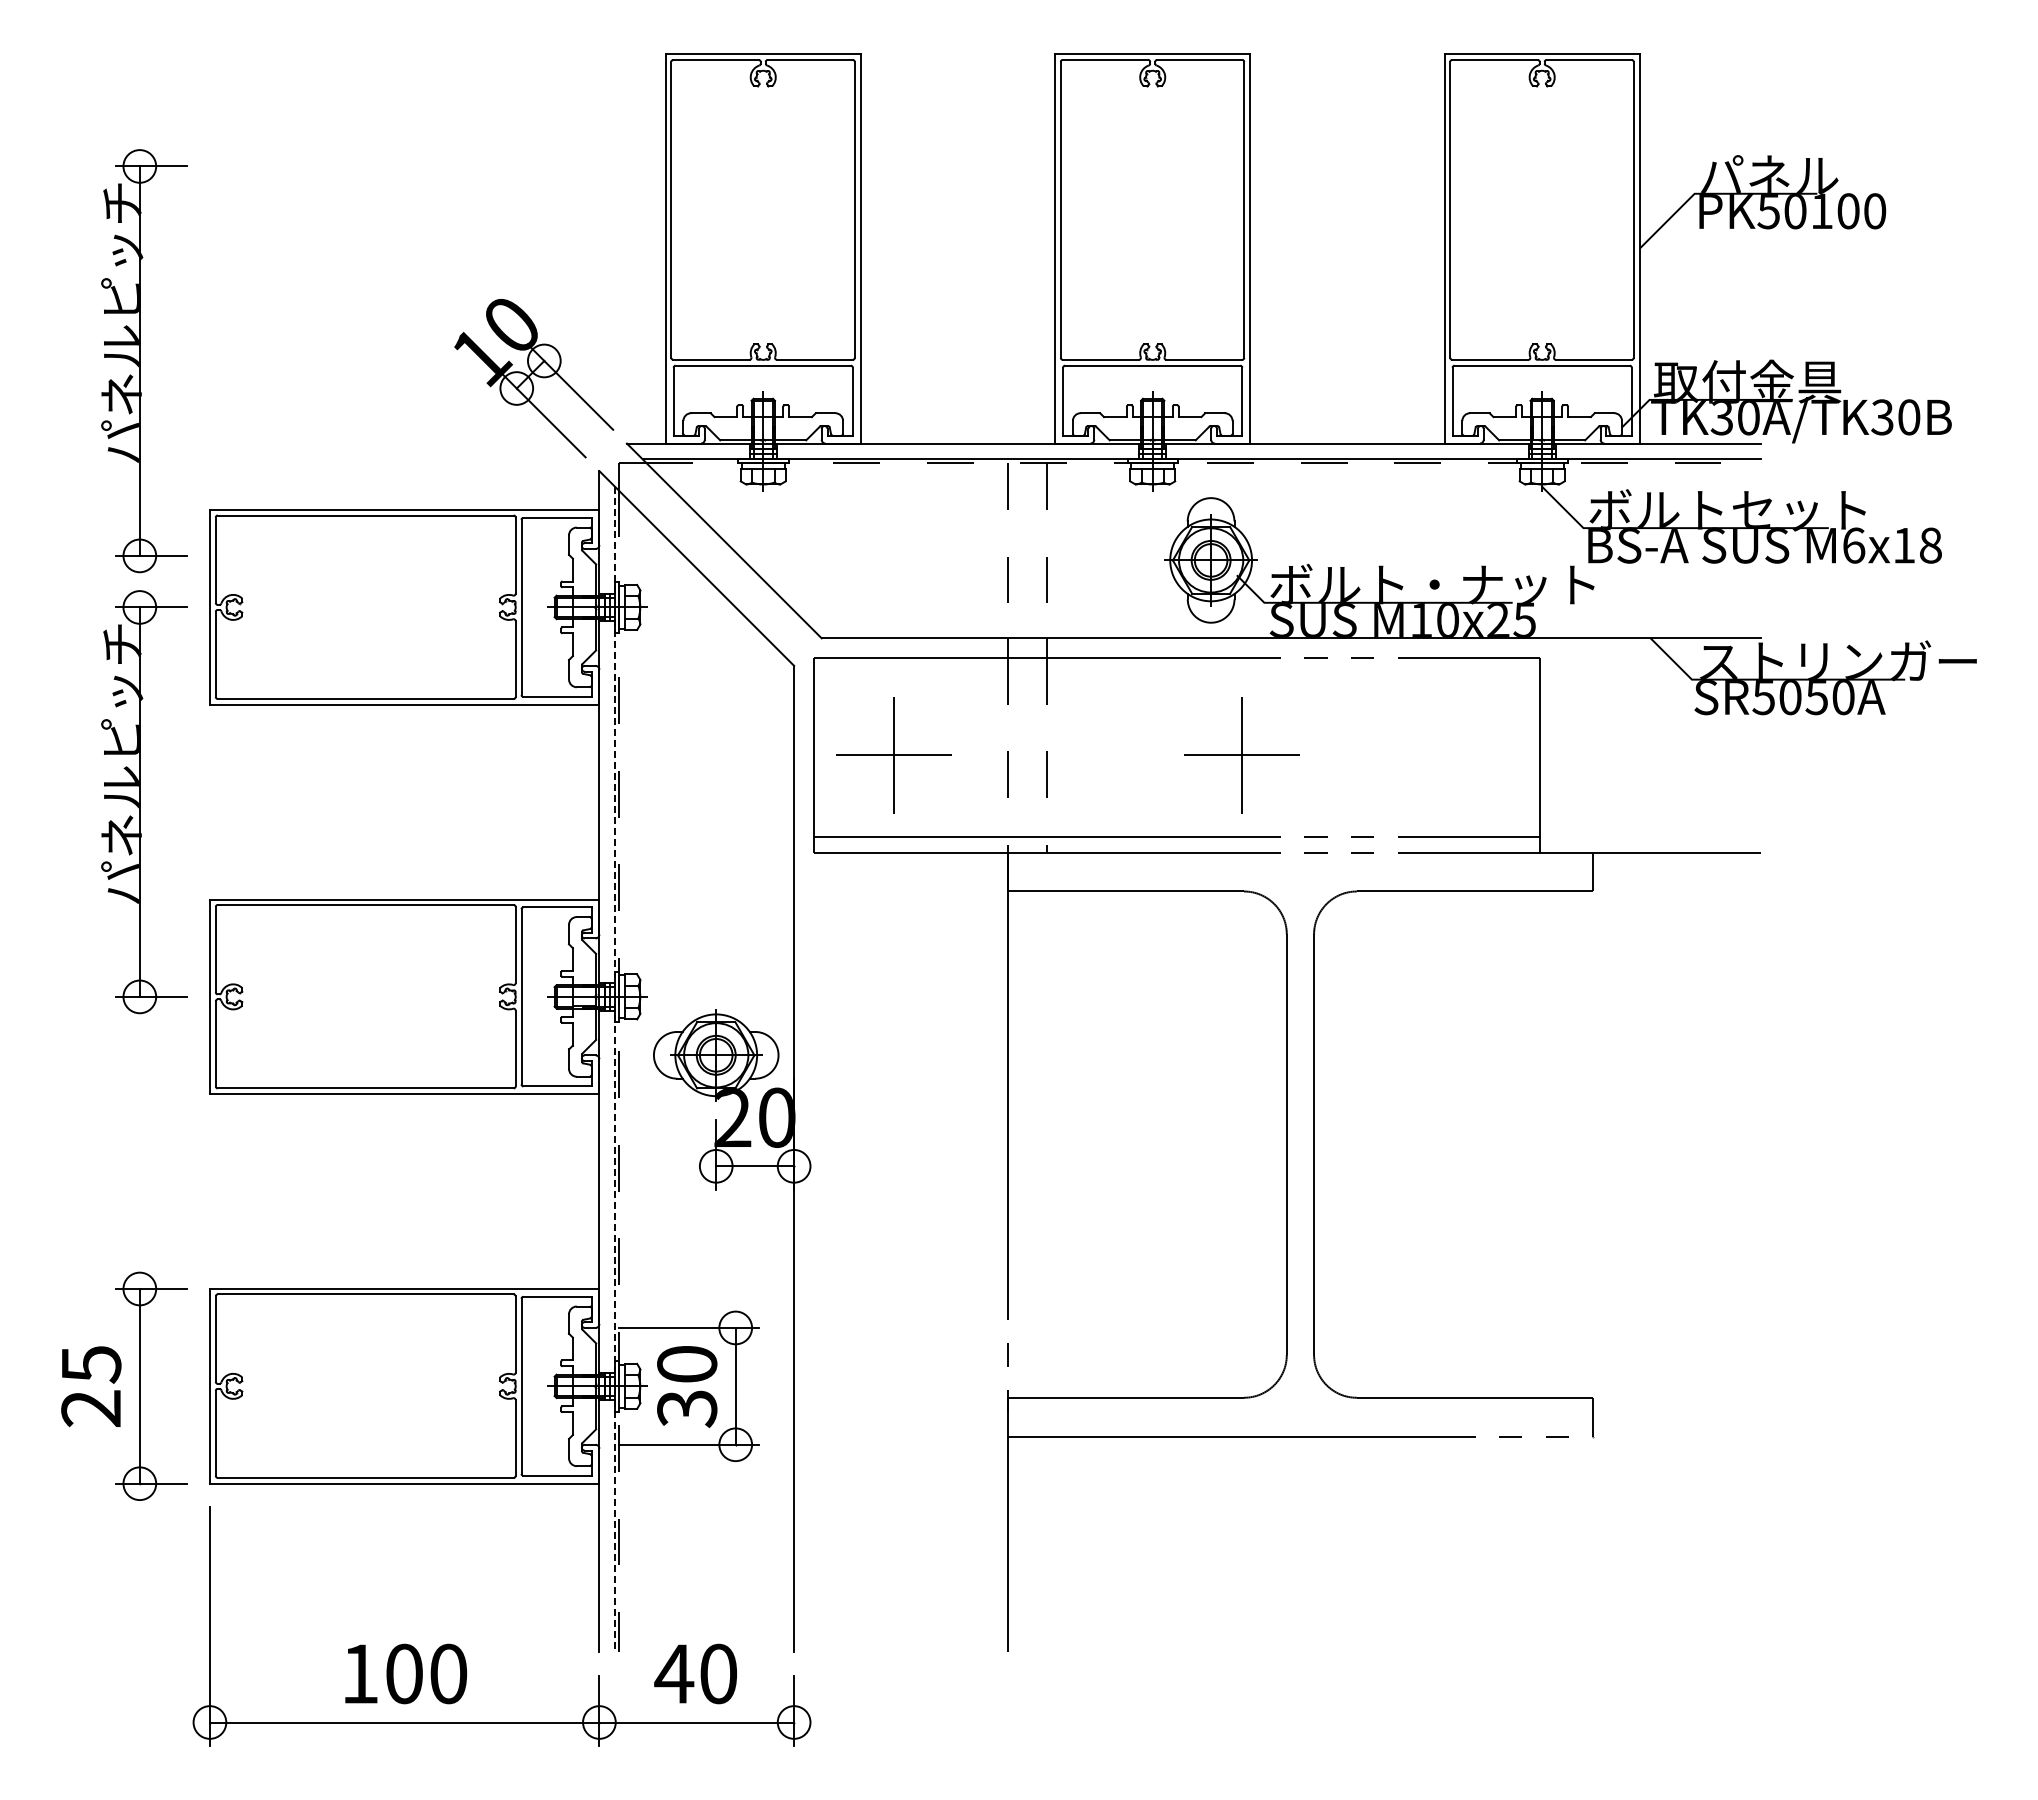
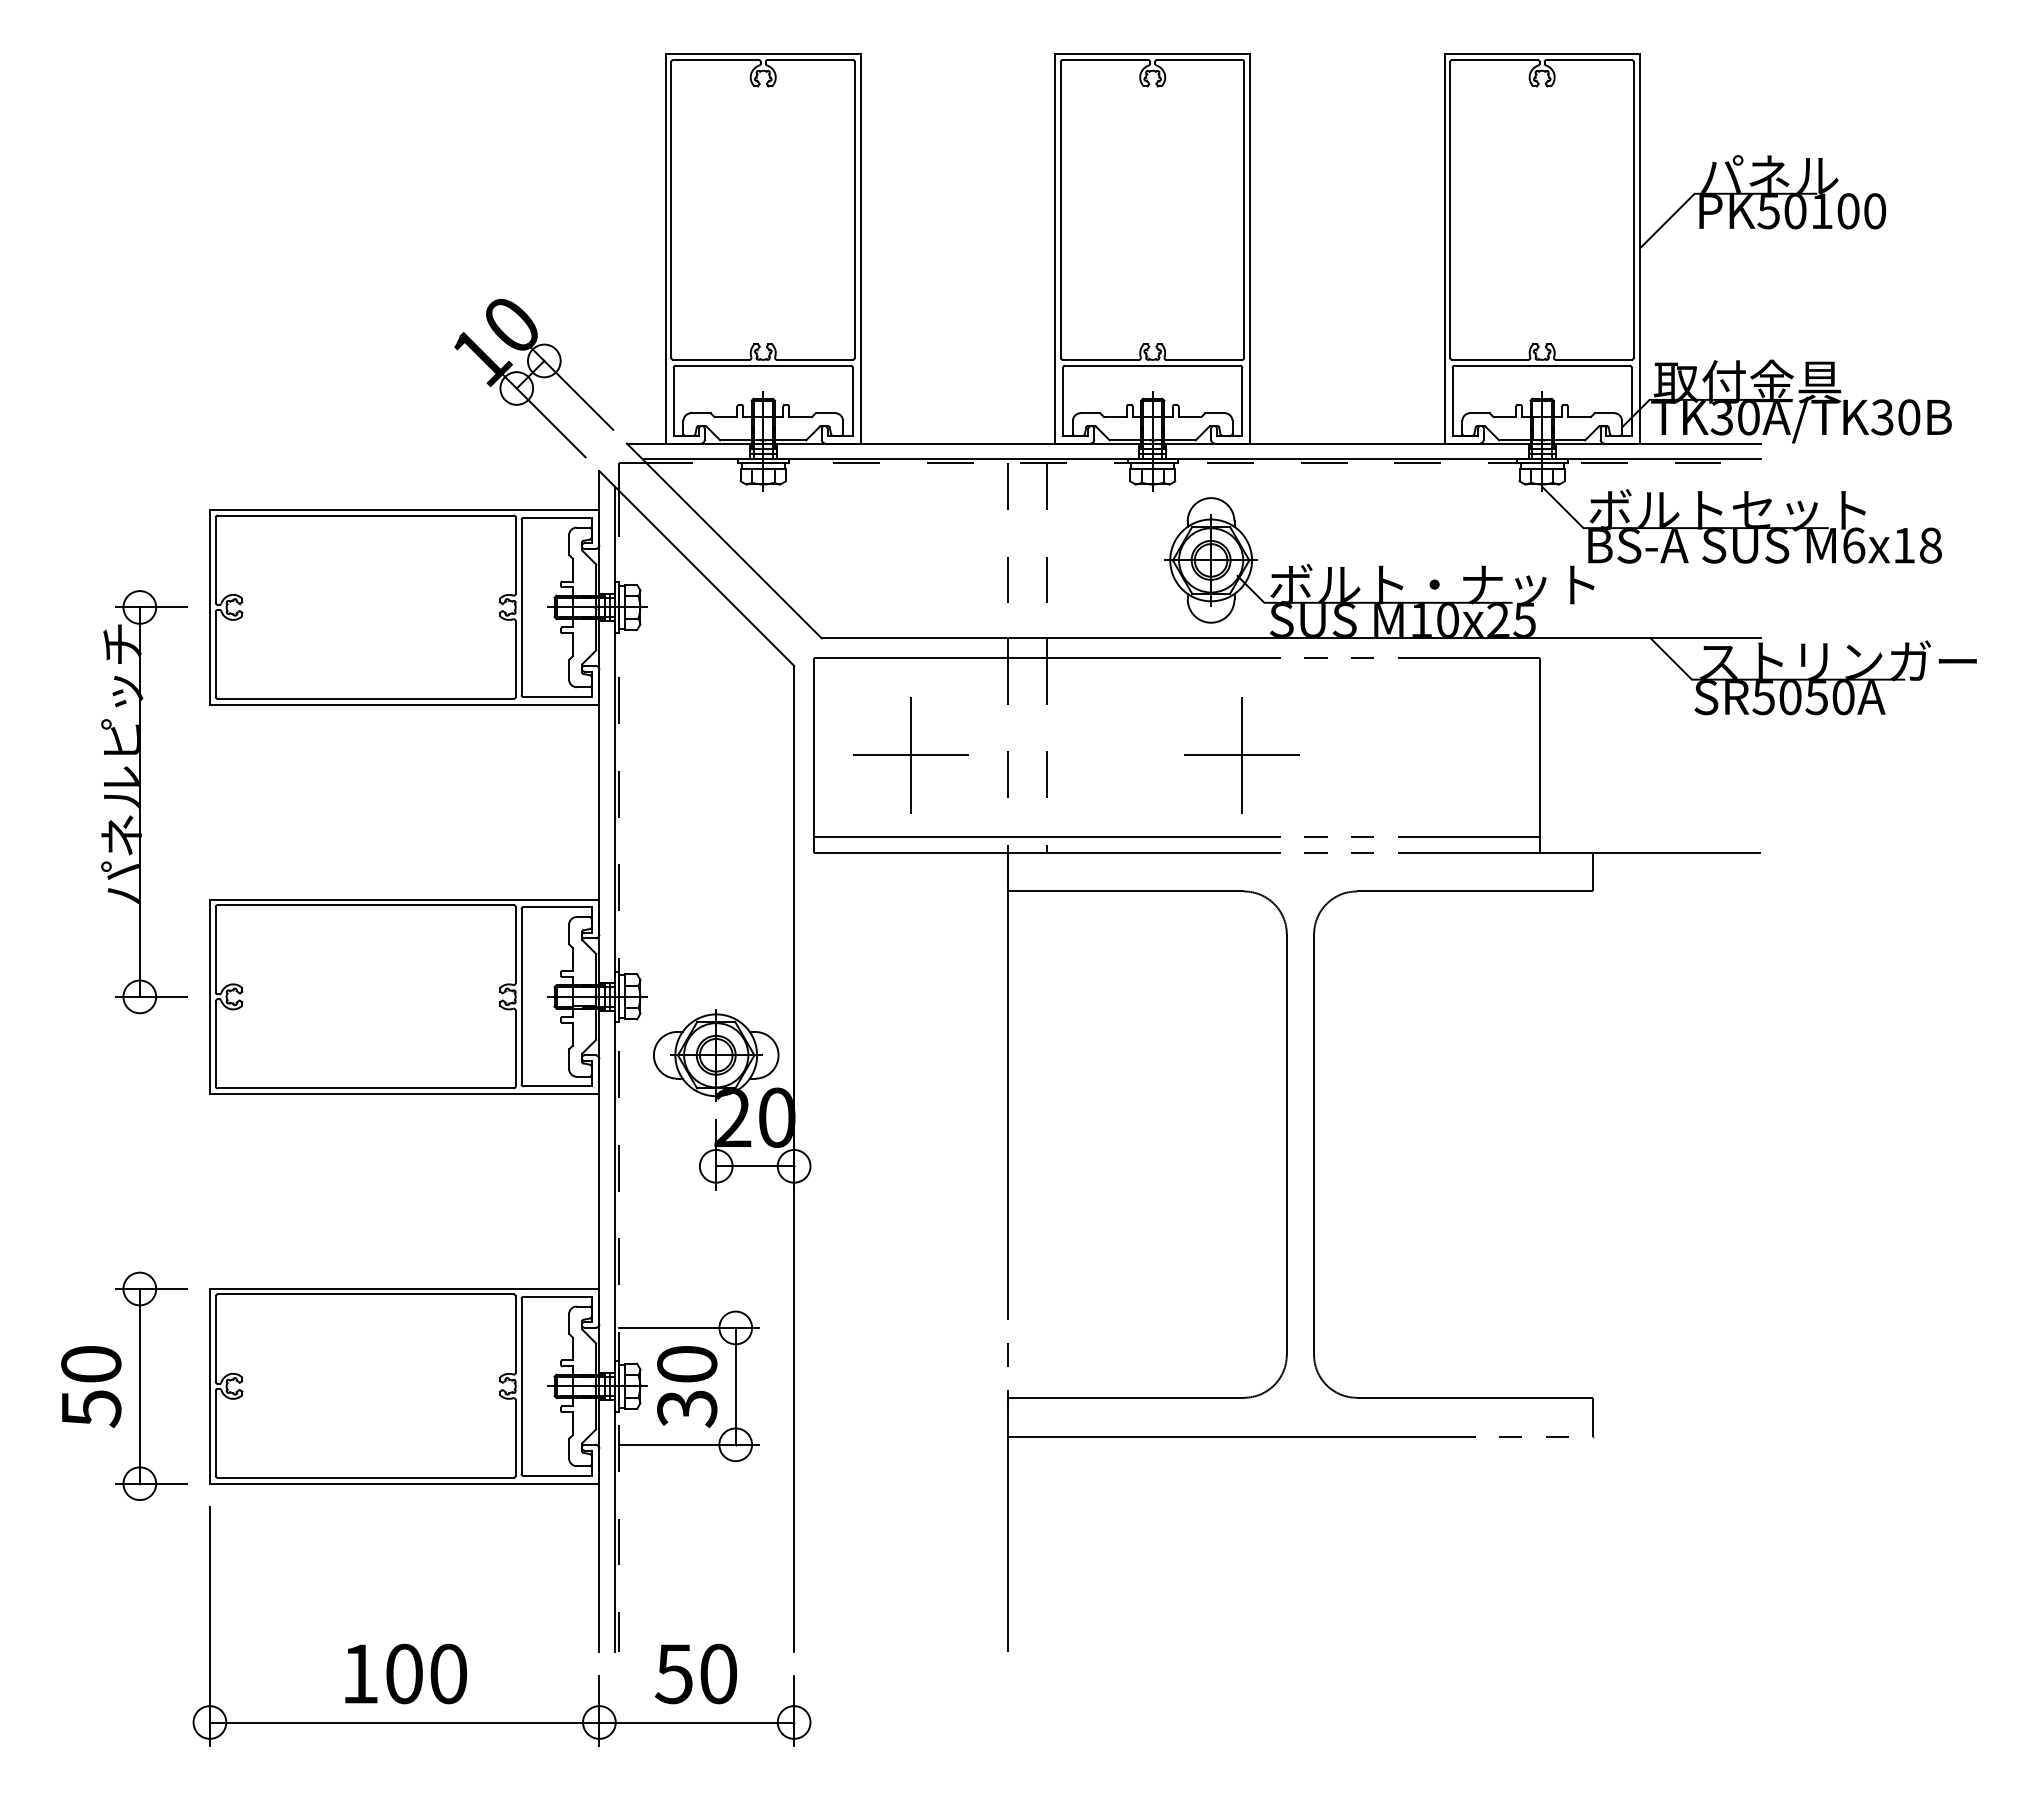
part: present -> none (144, 361)
part position: (893, 755) -> (910, 755) (910, 755)
line: dashed -> solid (614, 1069)
text: 25 -> 50 (91, 1387)
text: 40 -> 50 (674, 1674)
